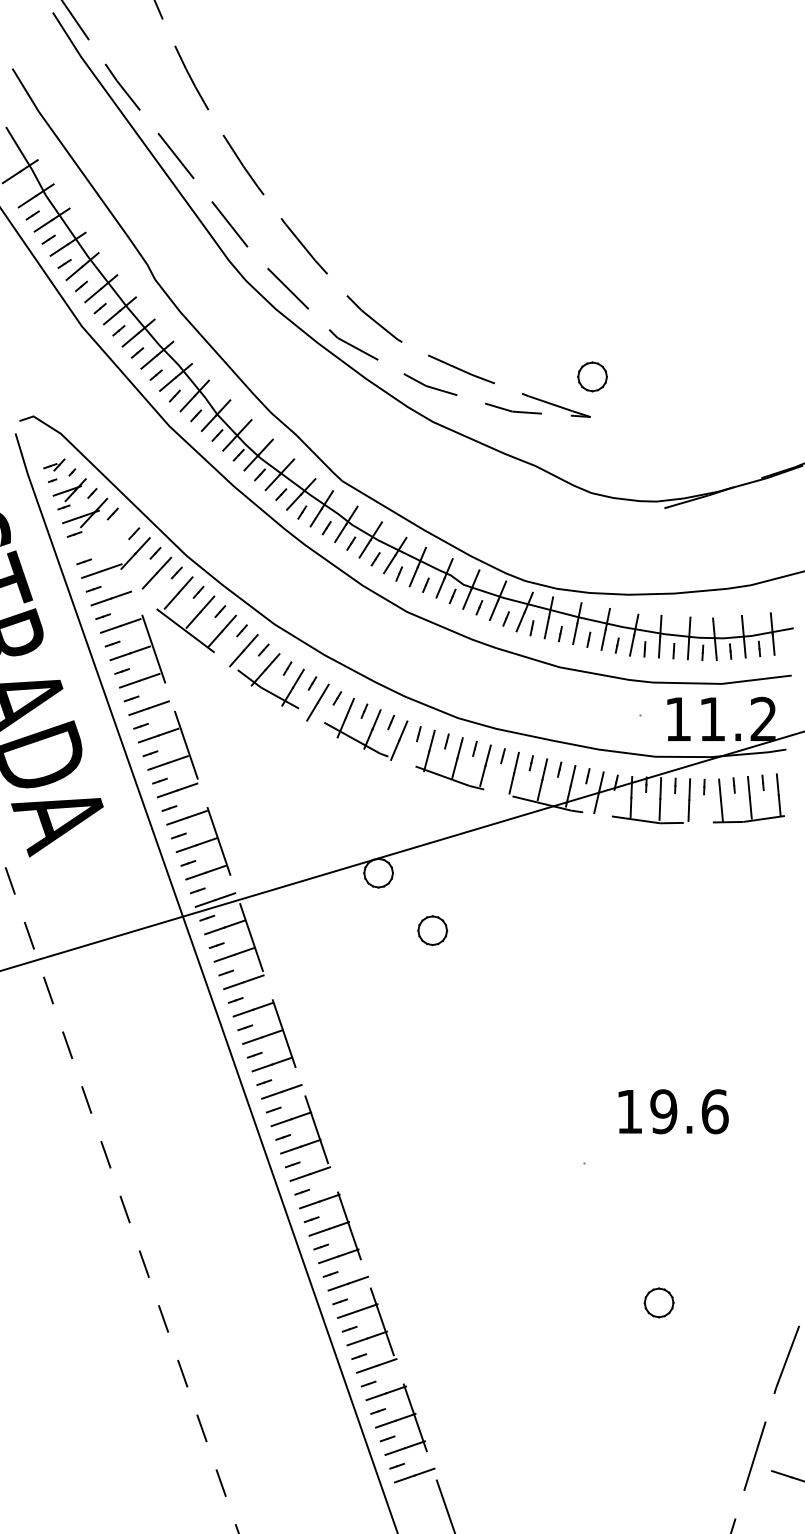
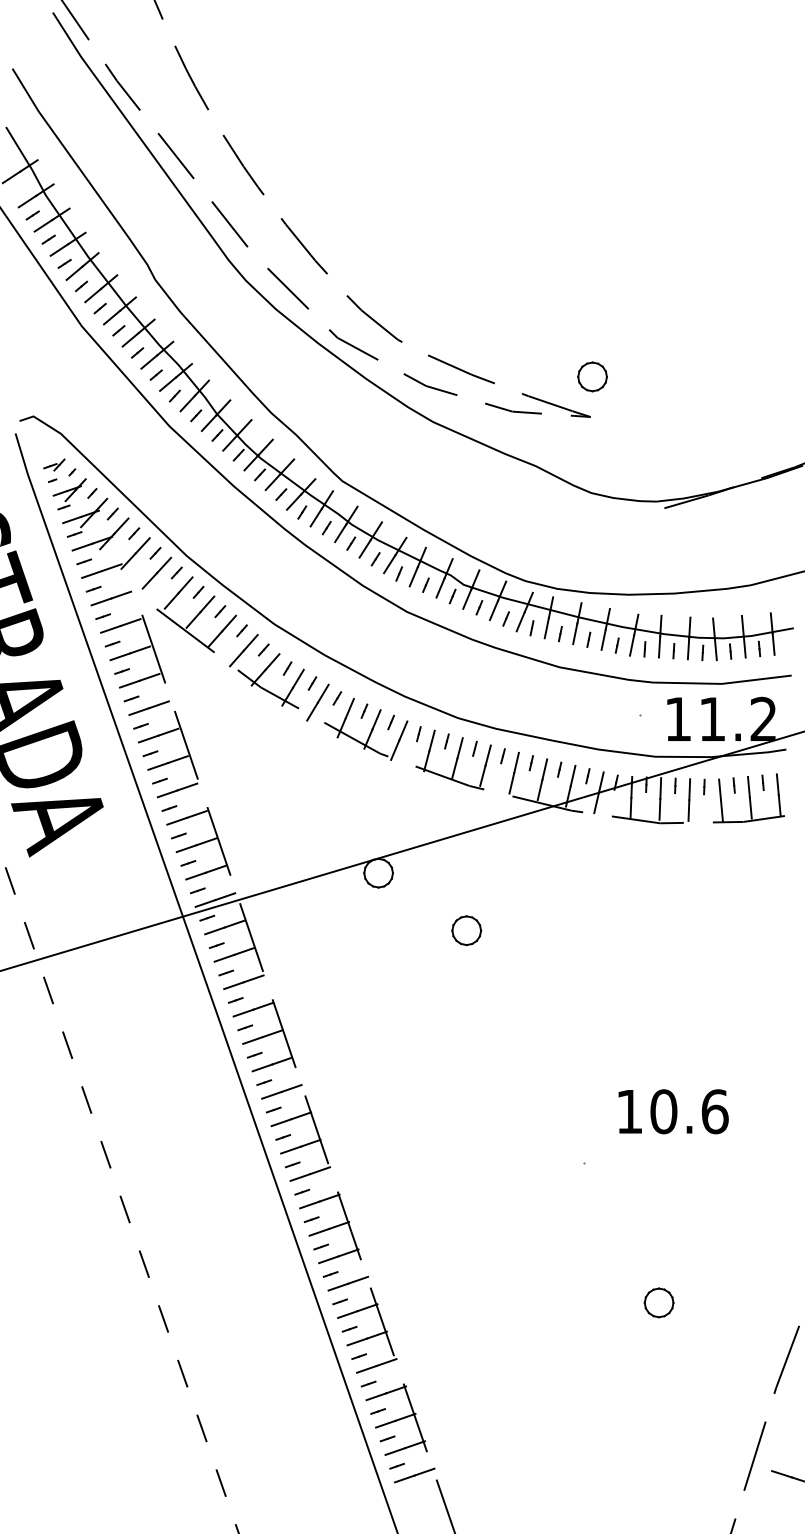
part: none -> present (100, 534)
part position: (432, 930) -> (466, 930) (466, 930)
text: 19.6 -> 10.6 (663, 1111)
